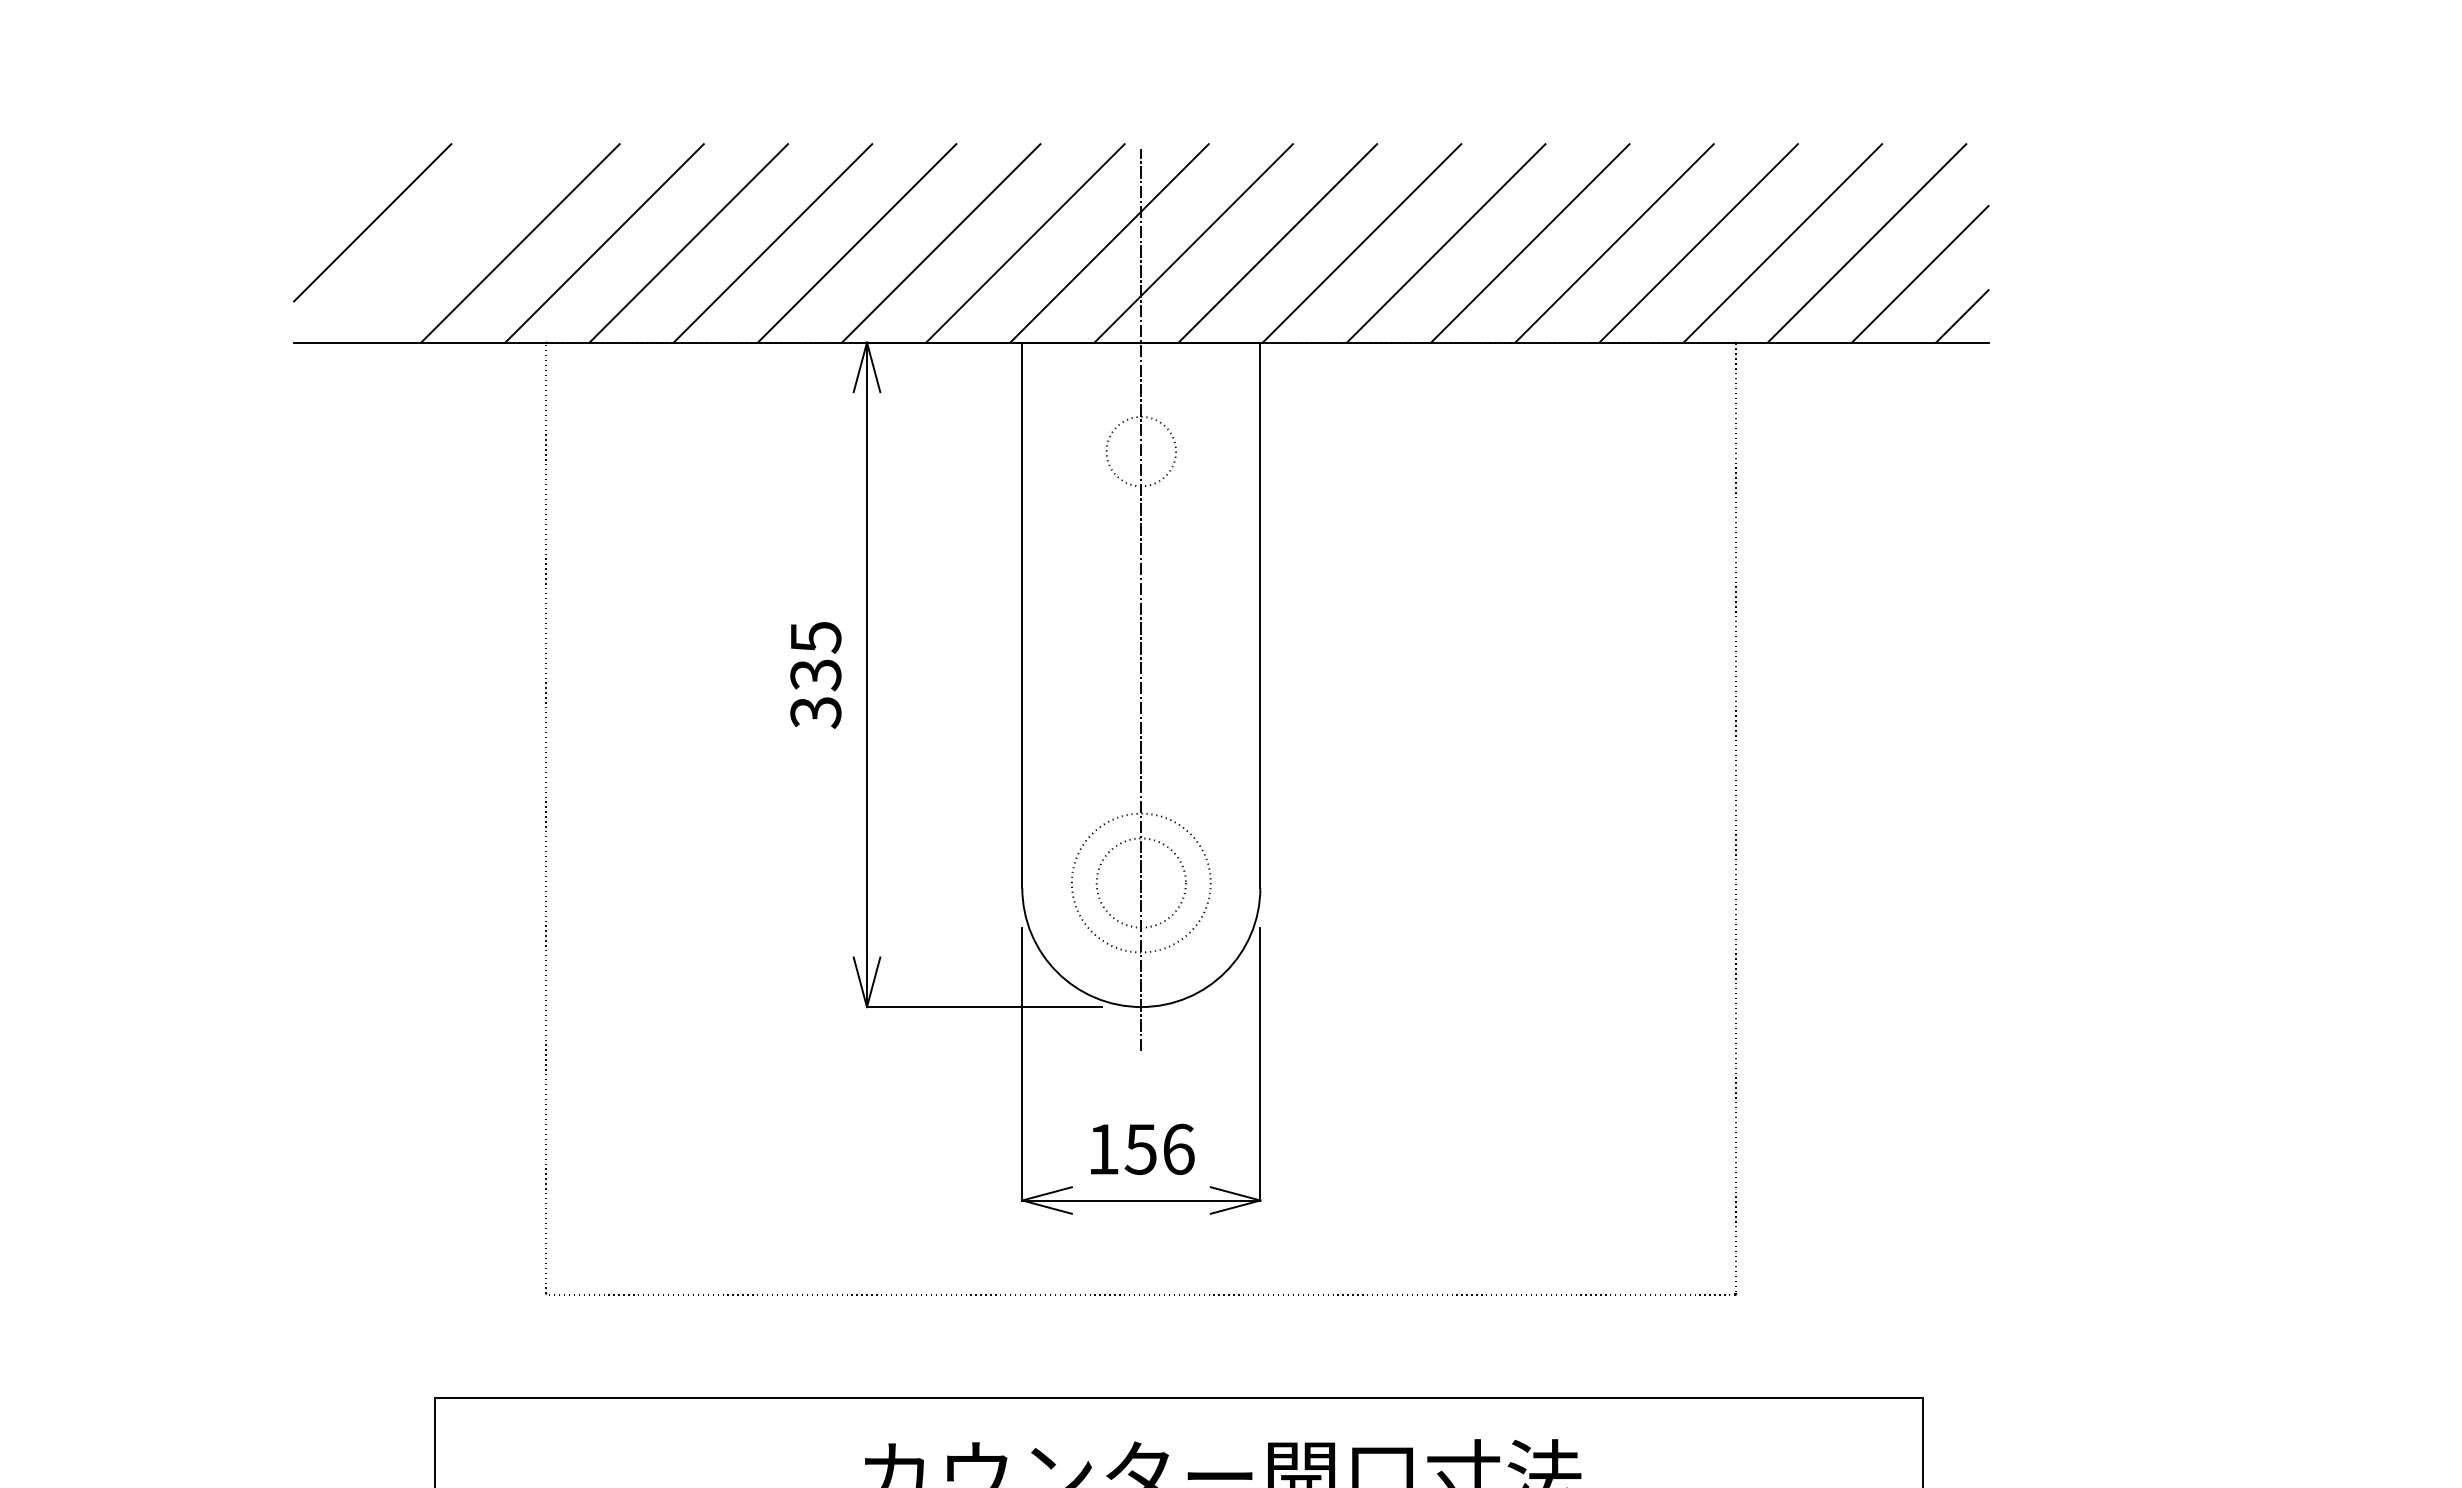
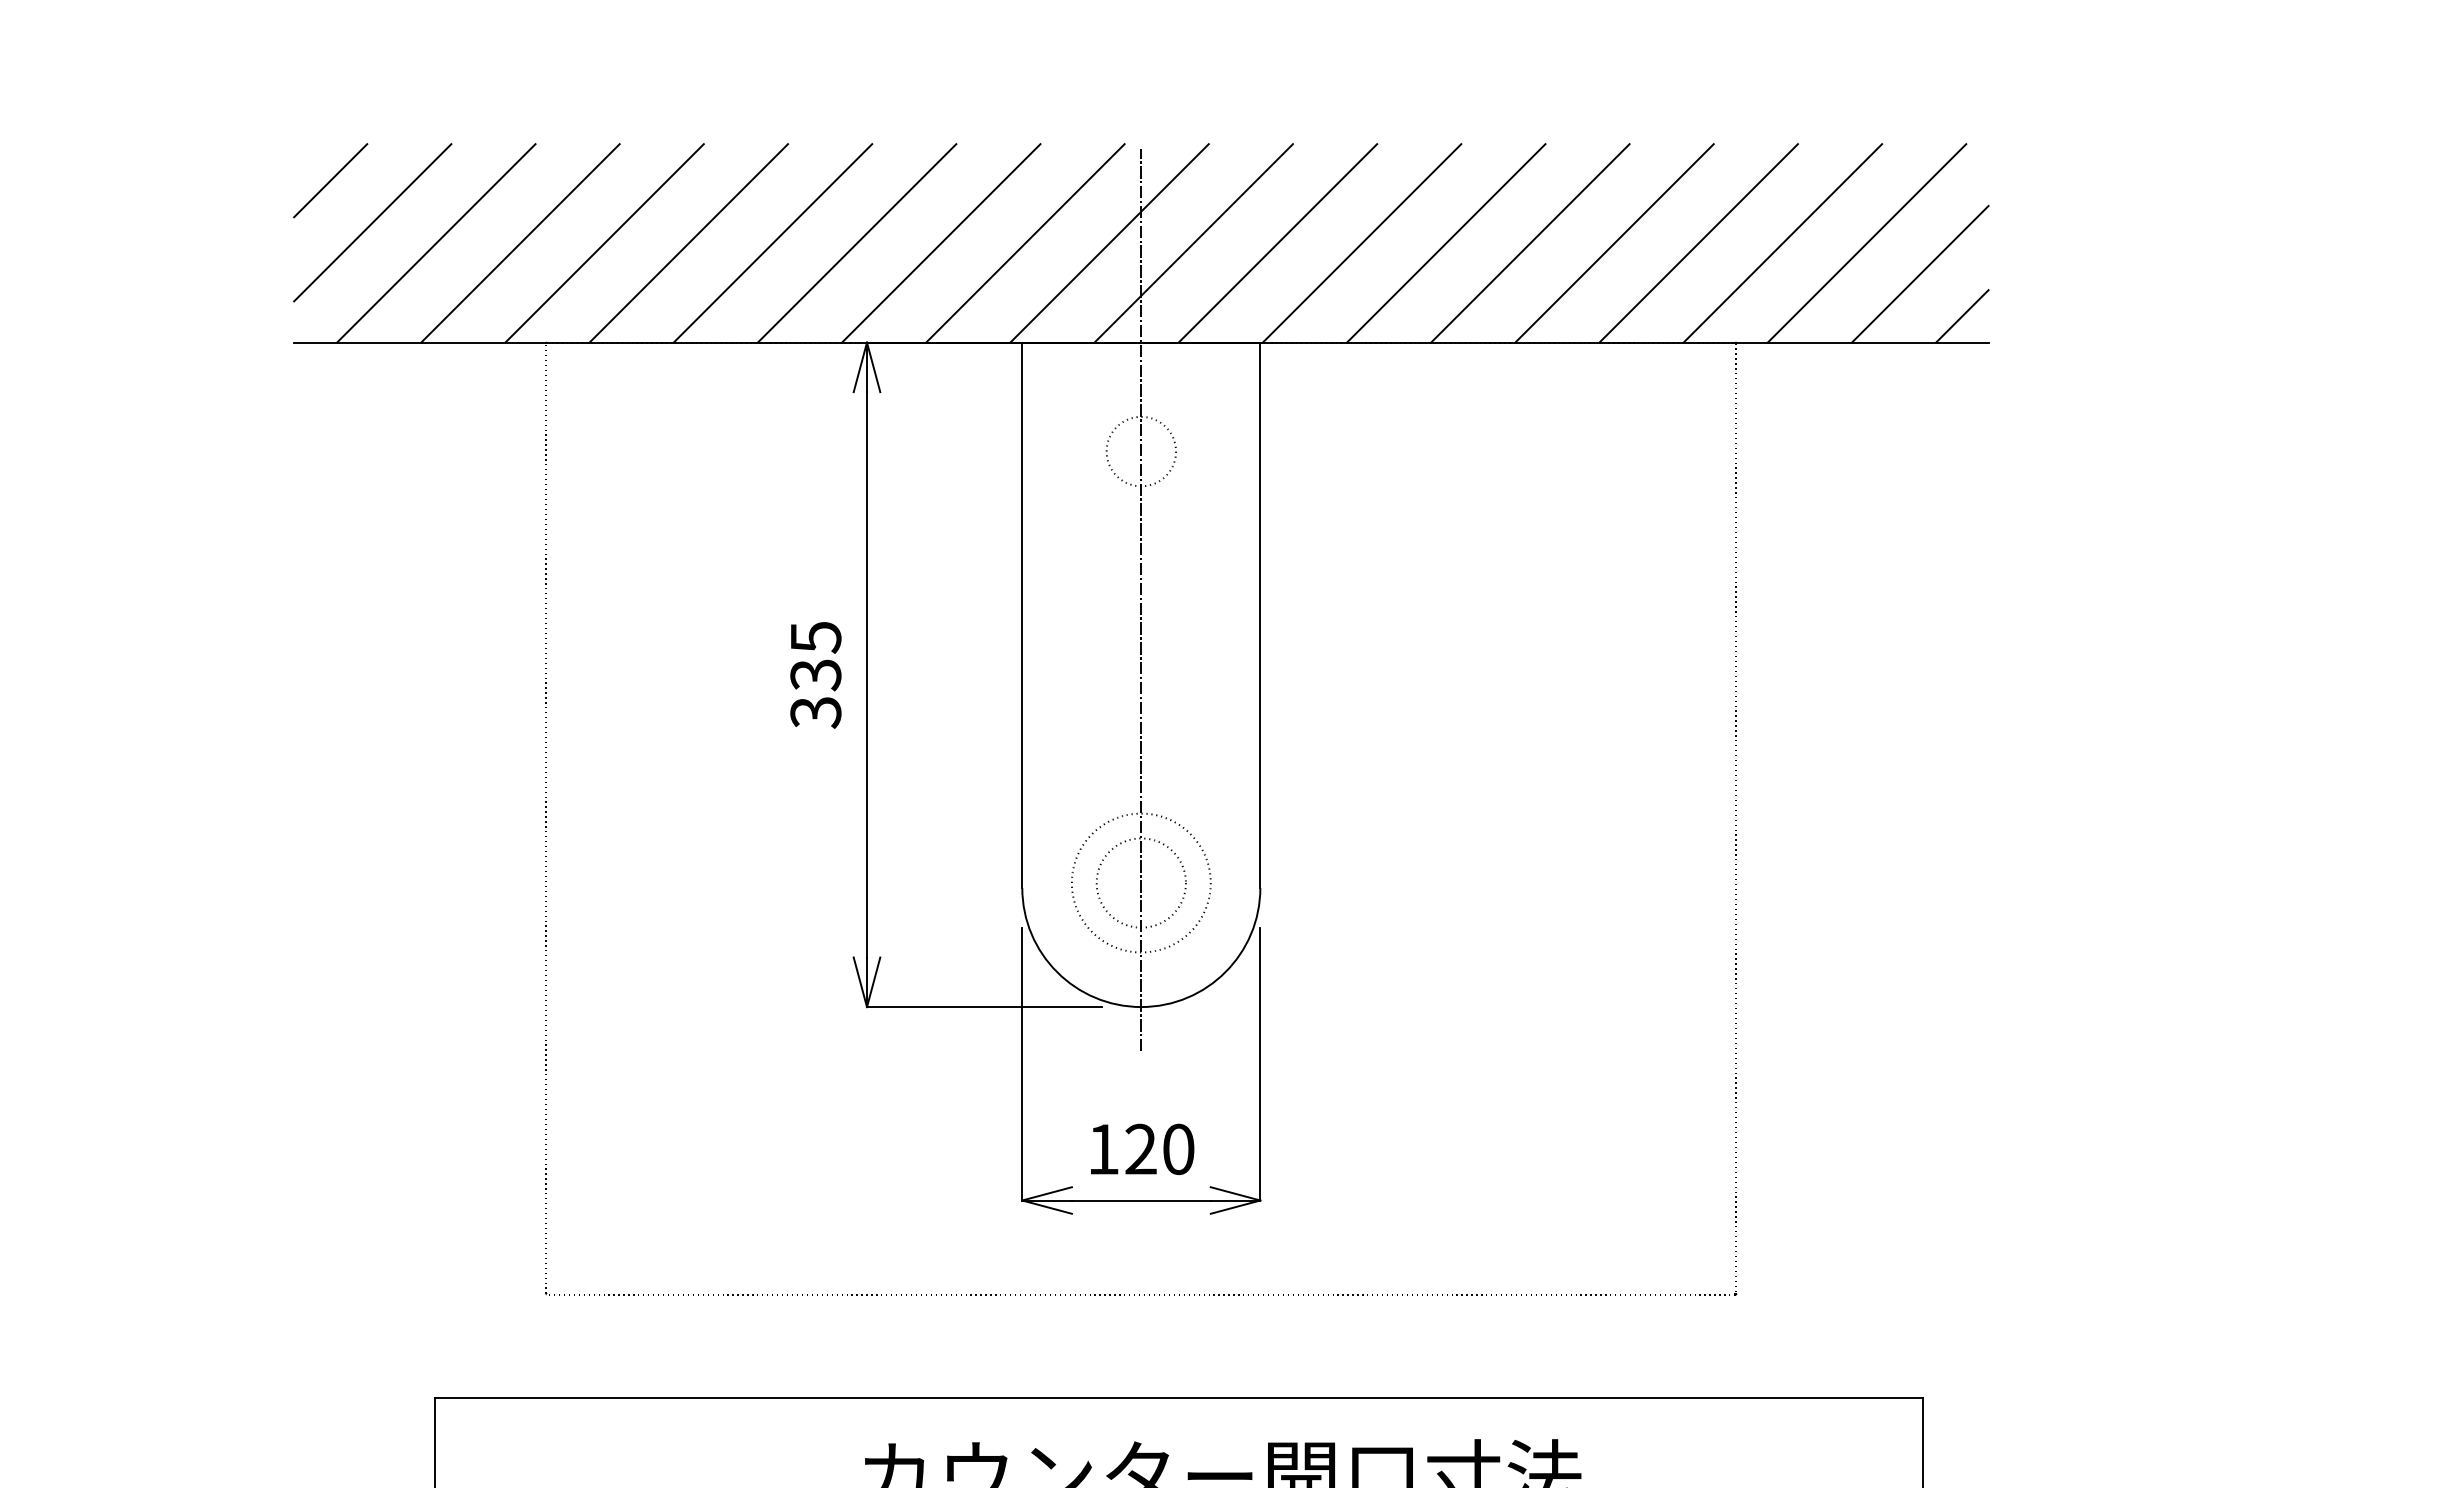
line: none -> present (330, 180)
line: none -> present (436, 243)
text: 156 -> 120 (1159, 1149)
